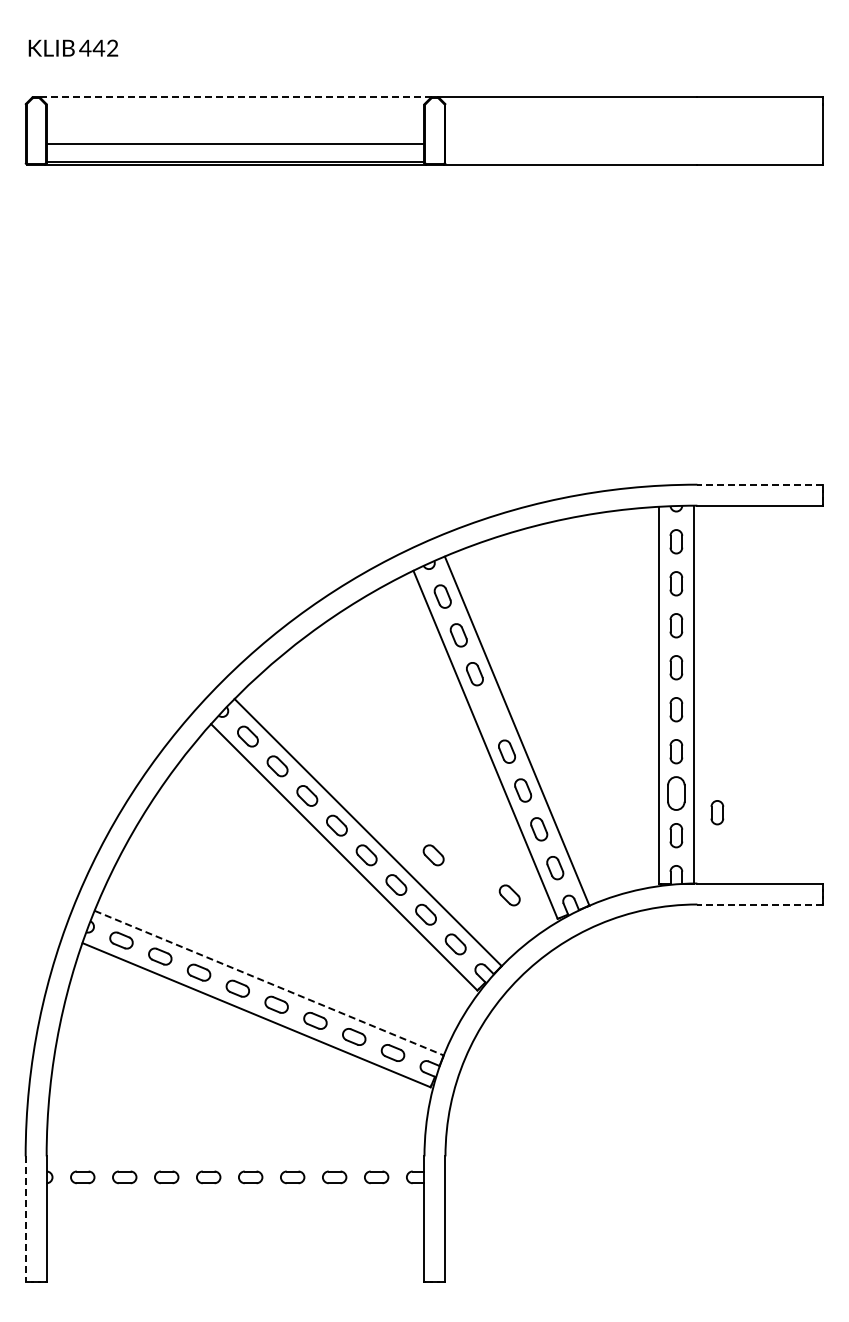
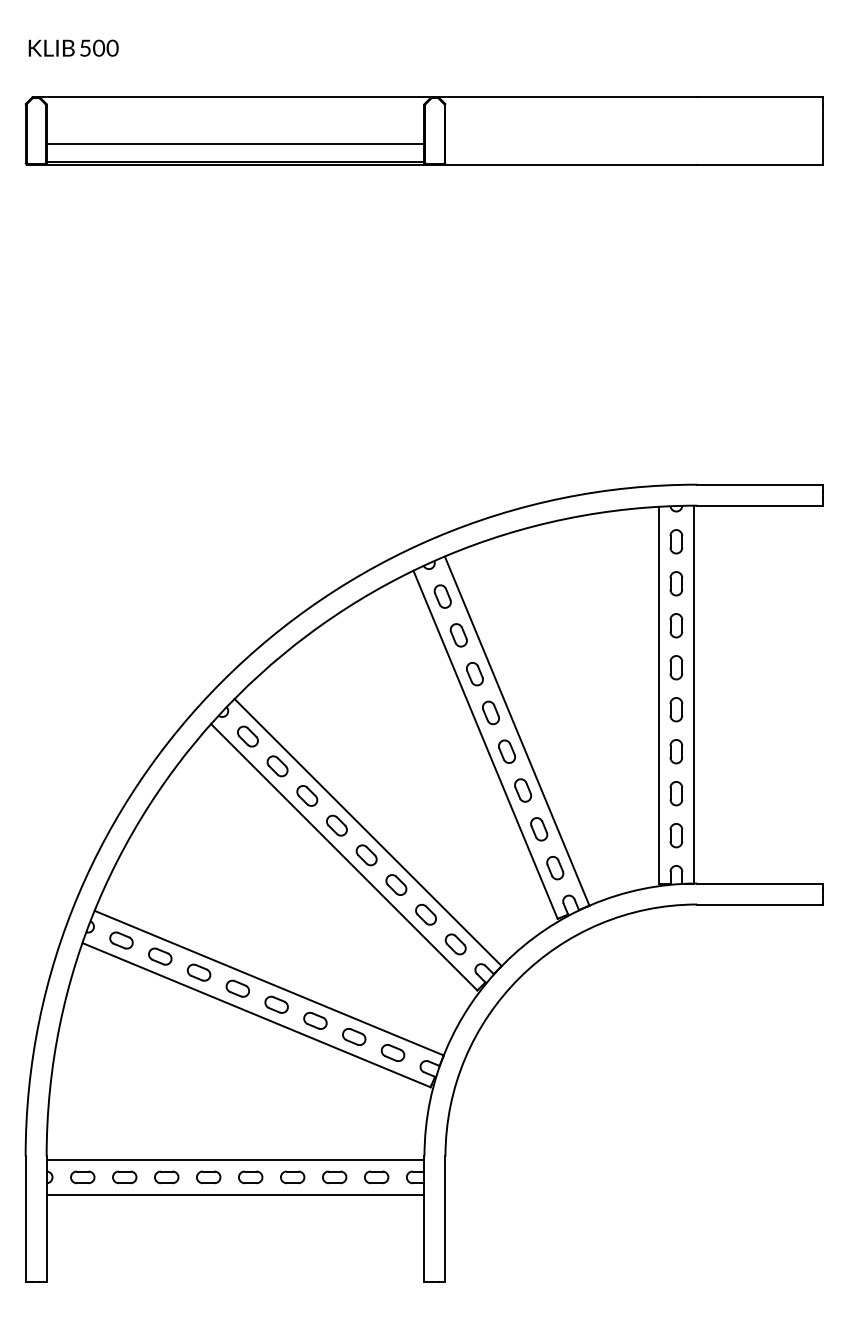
text: 442 -> 500 (98, 47)
line: dashed -> solid (235, 97)
line: dashed -> solid (760, 484)
part: none -> present (490, 712)
part size: 19x35 px -> 15x26 px (676, 793)
part: present -> none (717, 812)
part: present -> none (433, 855)
part: present -> none (509, 895)
line: dashed -> solid (760, 904)
line: dashed -> solid (269, 983)
line: none -> present (235, 1160)
line: none -> present (235, 1194)
line: dashed -> solid (25, 1219)
